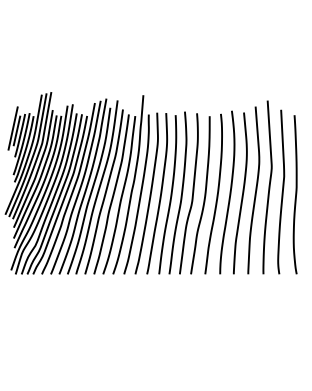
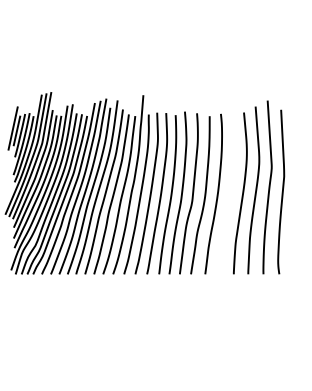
curve: present -> none (229, 192)
curve: present -> none (295, 194)
